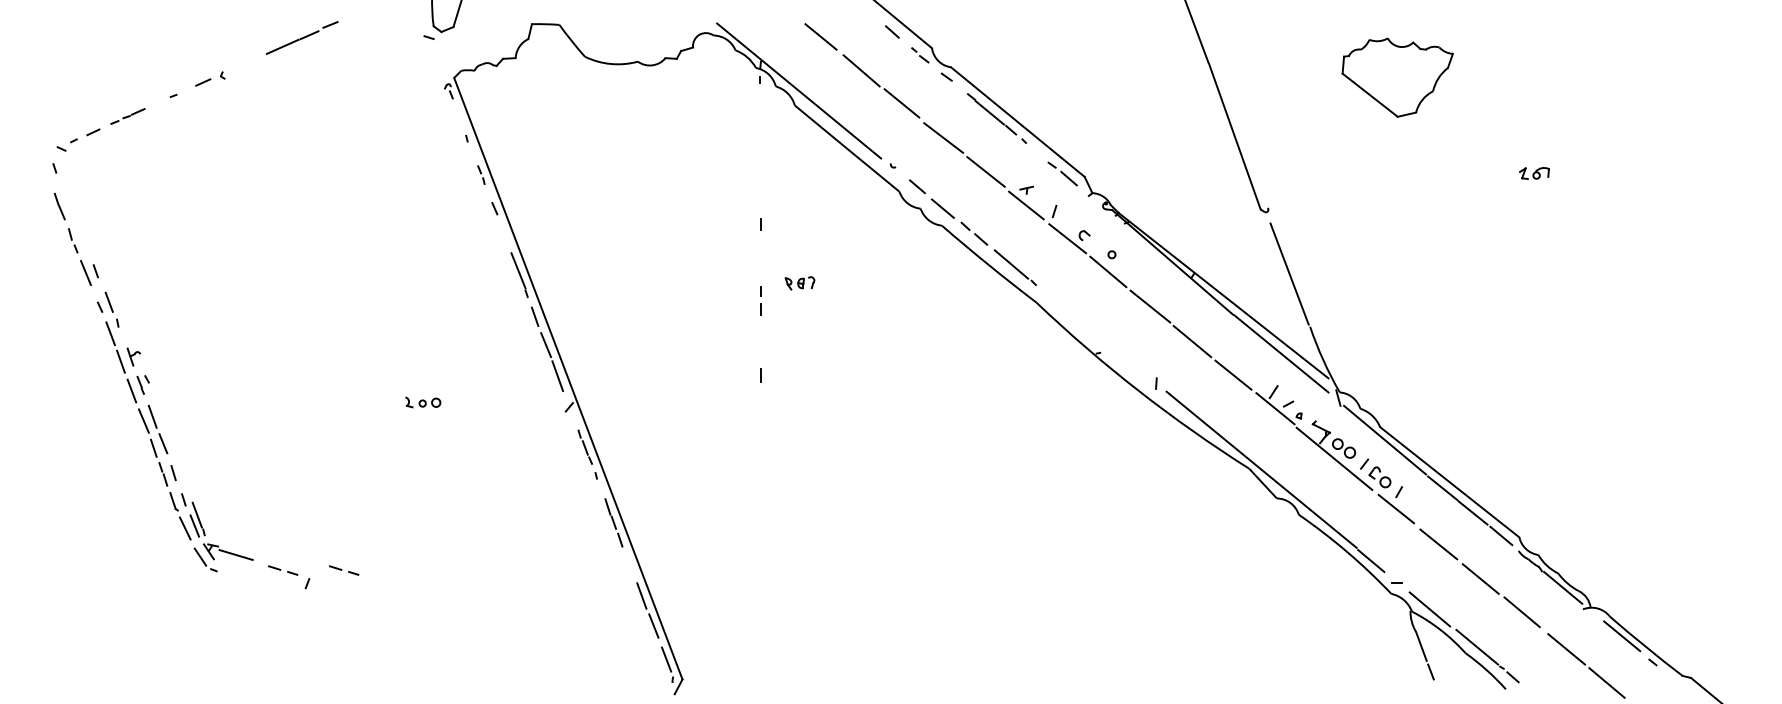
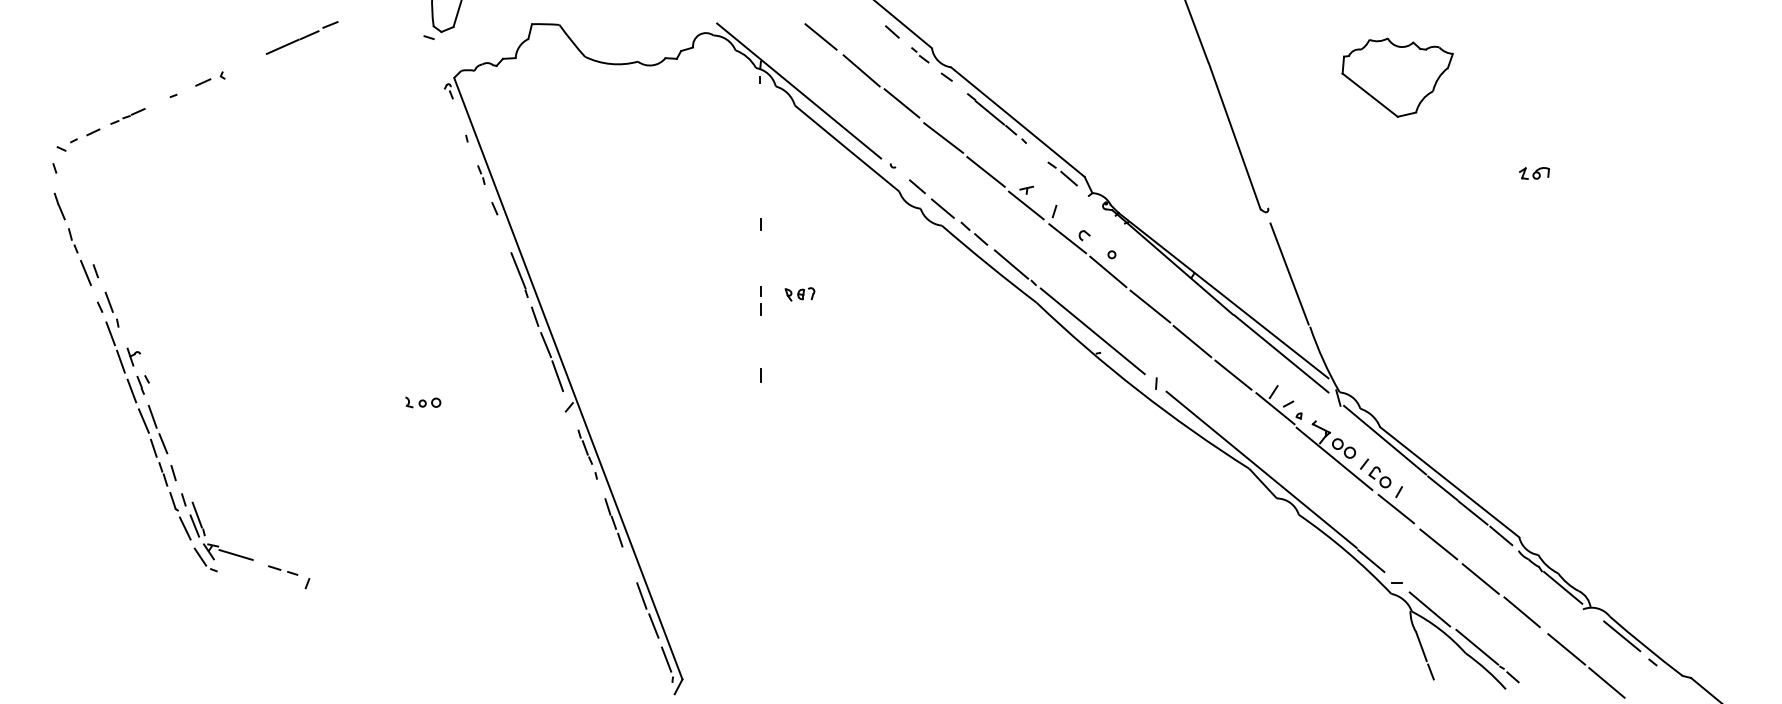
part position: (799, 283) -> (799, 294) (799, 294)
line: none -> present (1092, 331)
part: present -> none (344, 570)
